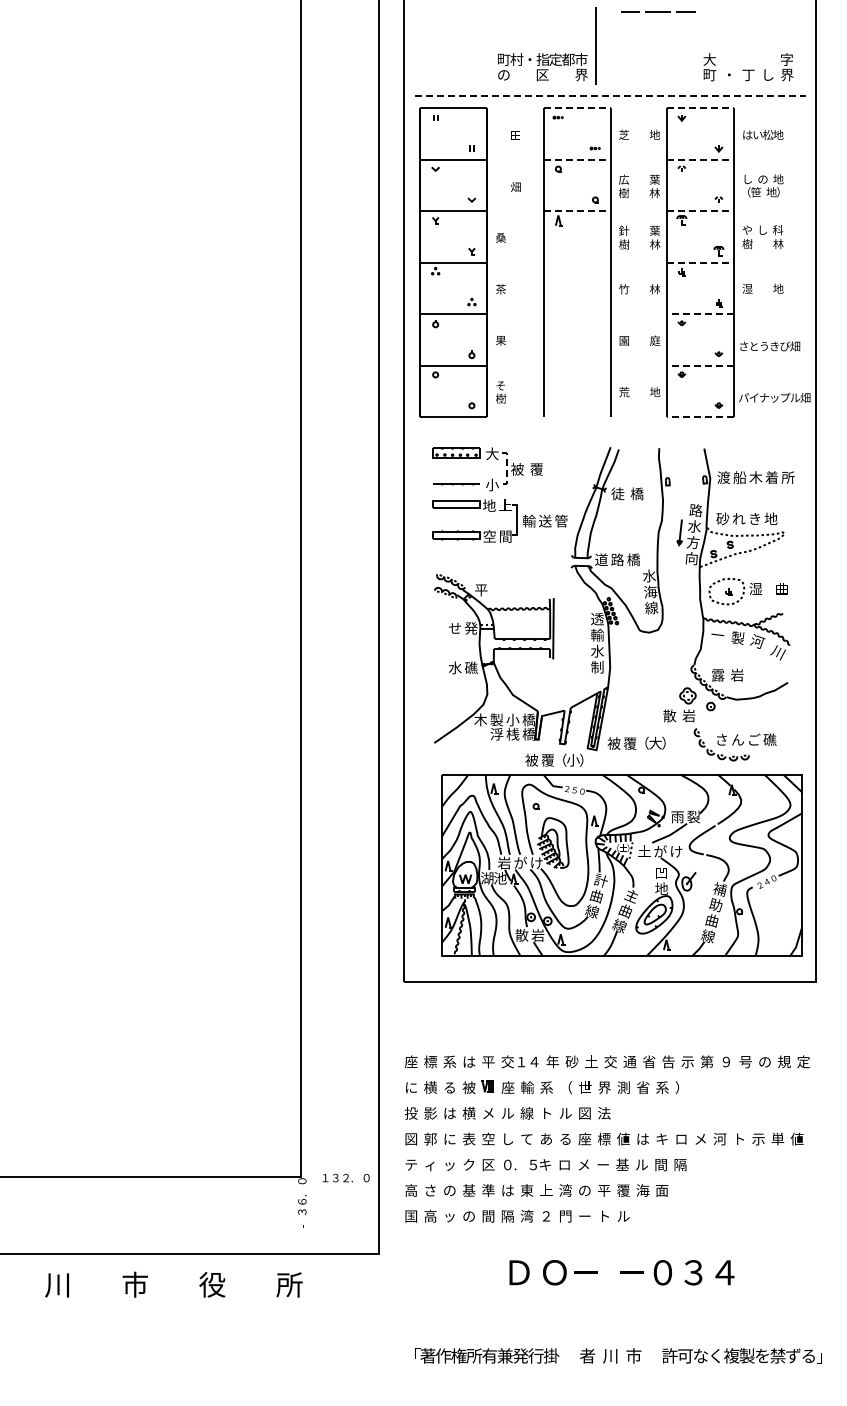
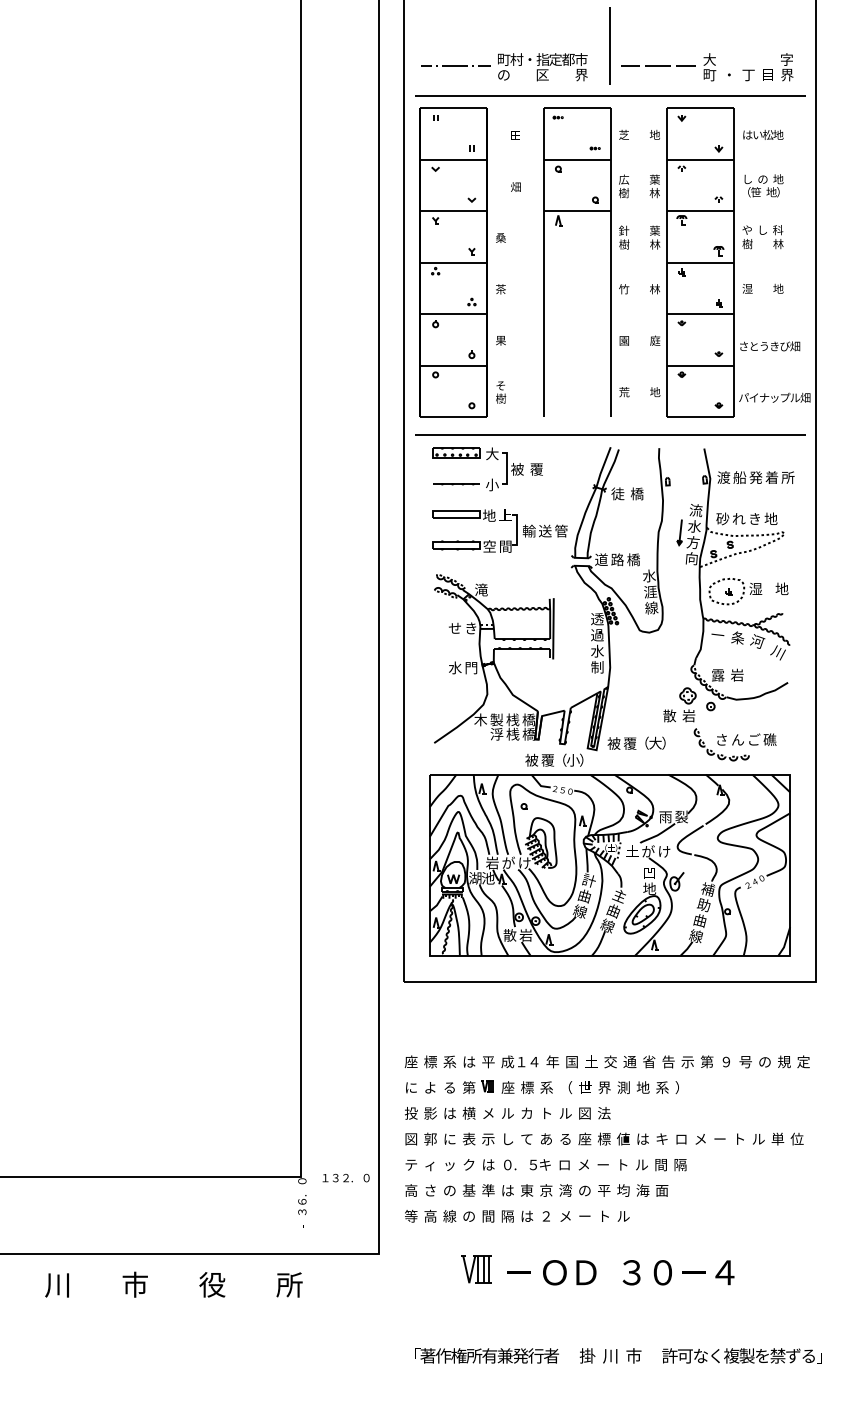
line position: (658, 11) -> (658, 65) (658, 65)
line position: (595, 45) -> (609, 45) (609, 45)
line: none -> present (455, 65)
text: し -> 目 (768, 74)
line: dashed -> solid (610, 95)
line: dashed -> solid (577, 108)
line: dashed -> solid (701, 108)
line: dashed -> solid (577, 159)
line: dashed -> solid (701, 159)
line: dashed -> solid (577, 211)
line: dashed -> solid (701, 211)
line: dashed -> solid (701, 262)
line: dashed -> solid (700, 314)
line: dashed -> solid (700, 365)
line: dashed -> solid (700, 417)
line: none -> present (610, 434)
line: dashed -> solid (507, 468)
text: 木 -> 発 (755, 477)
text: 路 -> 流 (695, 510)
part position: (495, 511) -> (495, 521) (495, 521)
text: 曲 -> 地 (781, 588)
text: 平 -> 滝 (481, 589)
text: 海 -> 涯 (652, 591)
text: 発 -> き (471, 628)
text: 輸 -> 過 (597, 634)
text: 製 -> 条 (737, 637)
text: 礁 -> 門 (471, 667)
text: 小 -> 桟 (512, 719)
part position: (621, 865) -> (609, 865) (609, 865)
text: 交 -> 成 (507, 1061)
text: 砂 -> 国 (571, 1061)
text: 横 -> よ (430, 1087)
text: 被 -> 第 (468, 1087)
text: 輸 -> 標 (527, 1087)
text: 省 -> 地 (642, 1087)
text: 線 -> カ (526, 1113)
text: 空 -> 示 (488, 1138)
text: 値 -> 位 (797, 1138)
text: 河 -> ー (719, 1139)
text: 示 -> ル (758, 1139)
text: 基 -> ト (622, 1164)
text: 区 -> は (488, 1165)
text: 上 -> 京 (546, 1190)
text: 覆 -> 均 (623, 1190)
text: 国 -> 等 (411, 1215)
text: 湾 -> は (526, 1215)
text: ッ -> 線 (449, 1216)
text: 門 -> メ (565, 1216)
part: none -> present (476, 1269)
text: Ｄ -> － (518, 1272)
text: － -> Ｄ (585, 1272)
text: － -> ３ (631, 1272)
text: ３ -> － (693, 1272)
text: 掛 -> 者 (551, 1355)
text: 者 -> 掛 (587, 1355)
